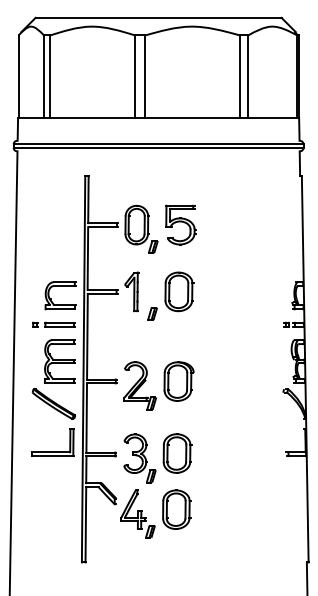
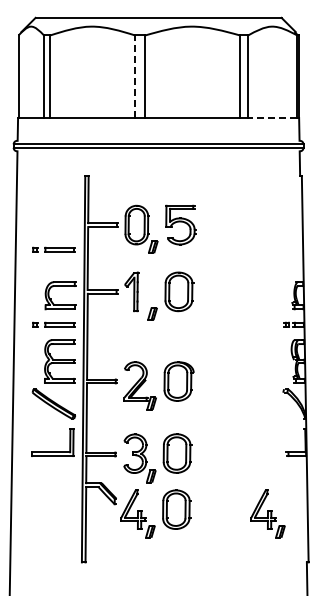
line: solid -> dashed (135, 76)
line: solid -> dashed (272, 118)
part: none -> present (53, 249)
part: none -> present (267, 513)
